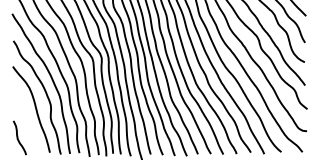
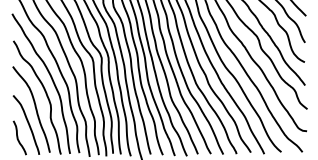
curve: none -> present (27, 123)
